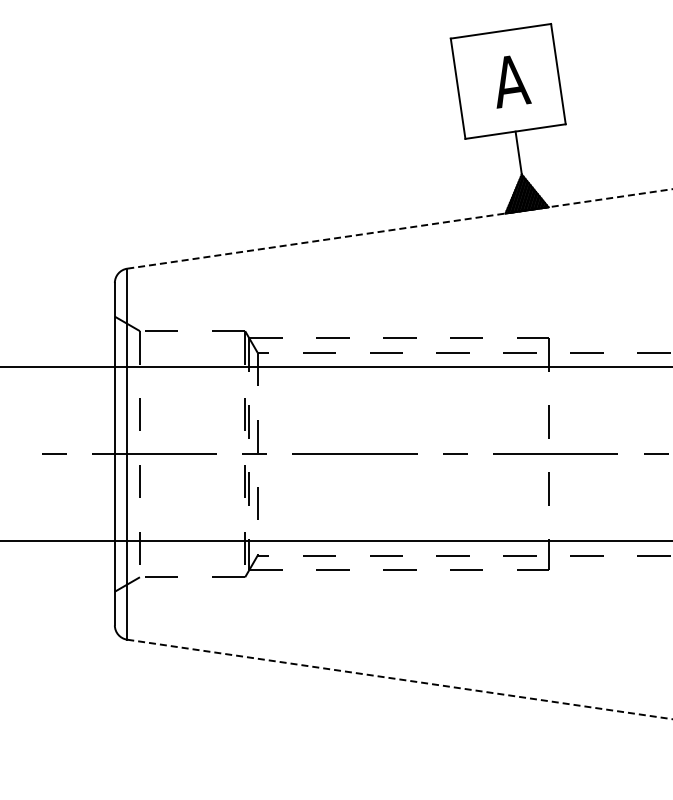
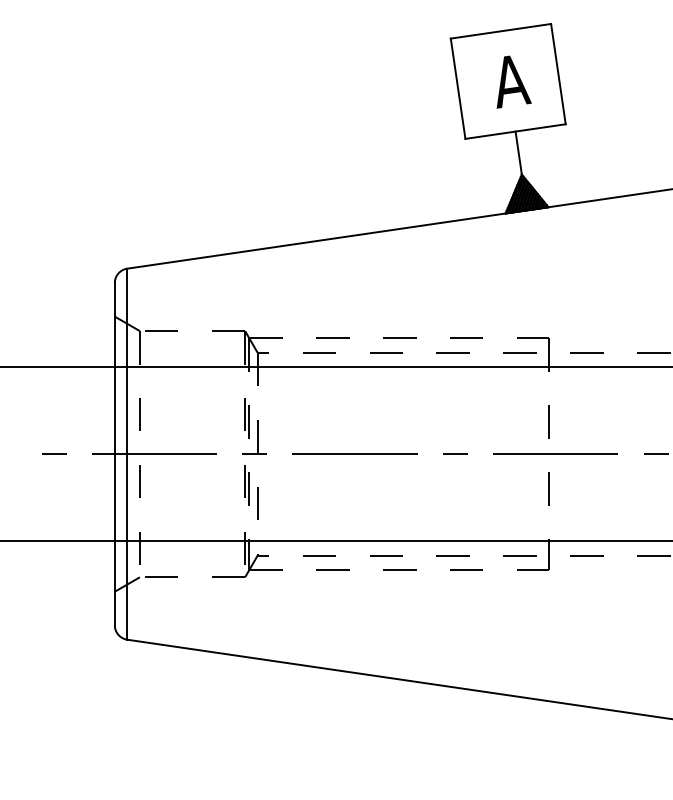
line: dashed -> solid (400, 228)
line: dashed -> solid (400, 679)
